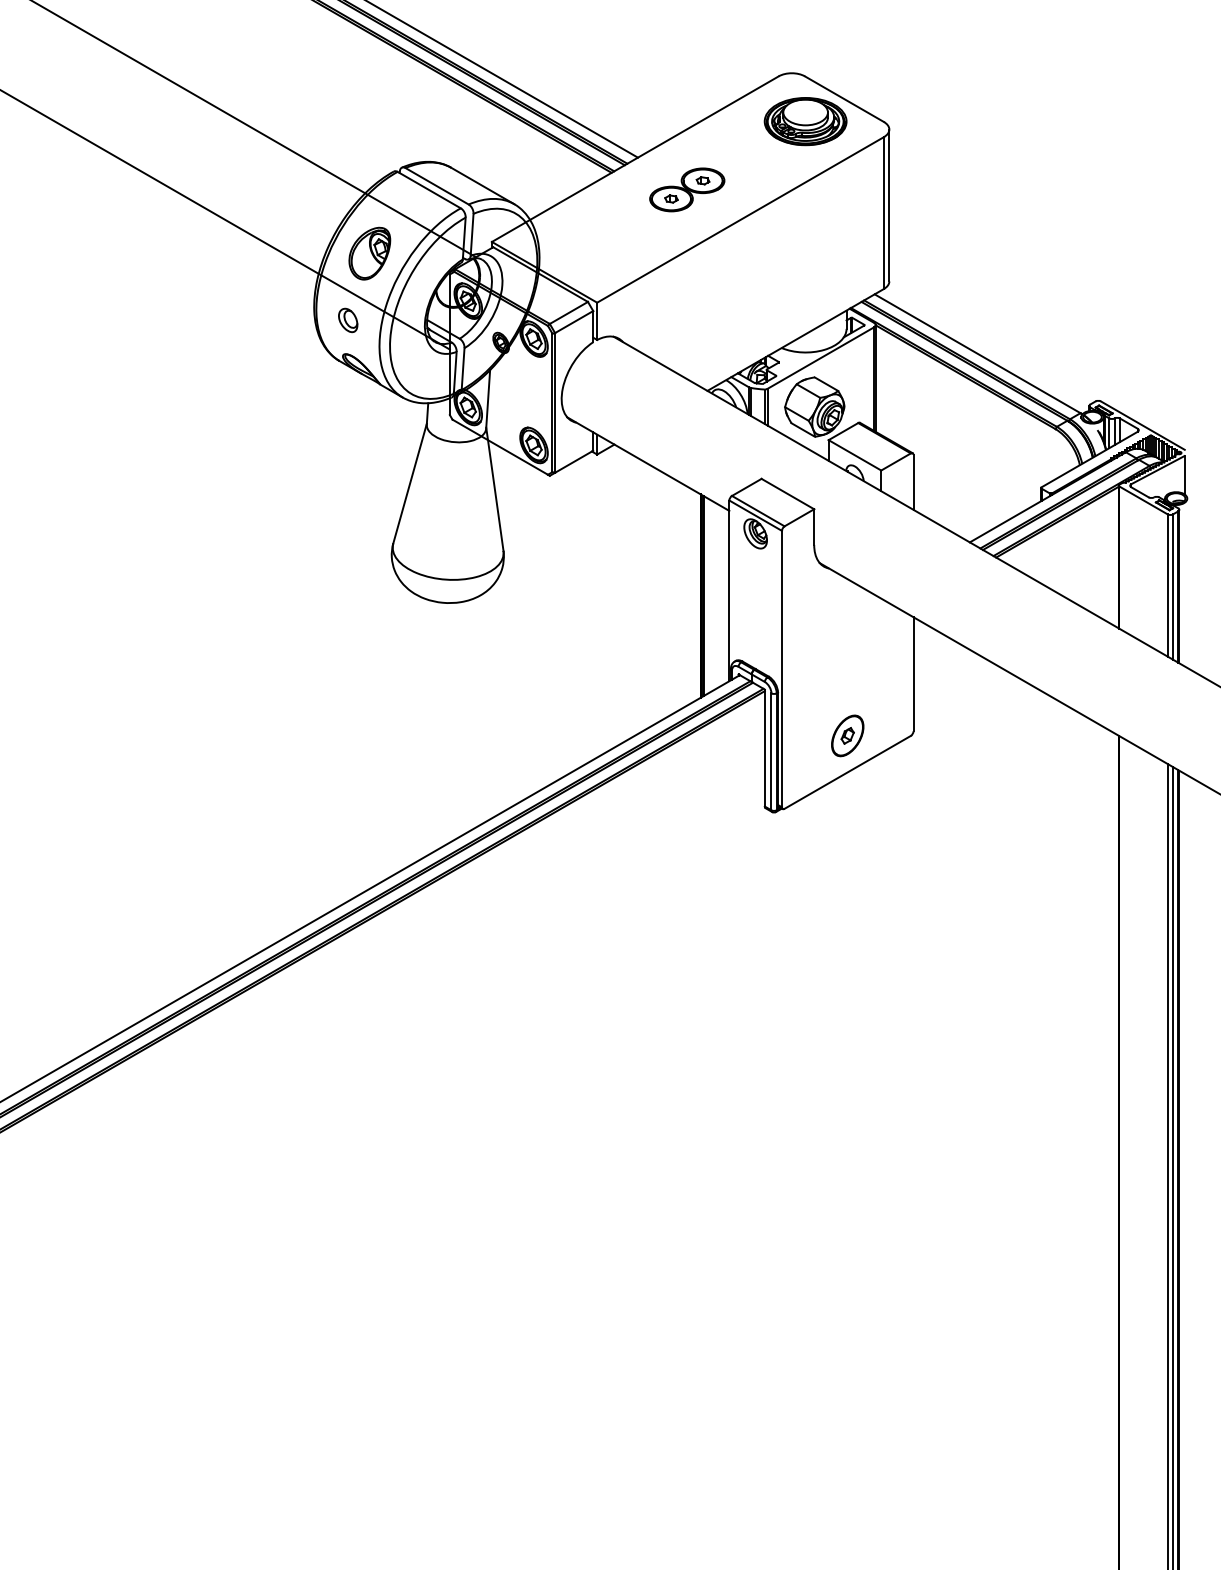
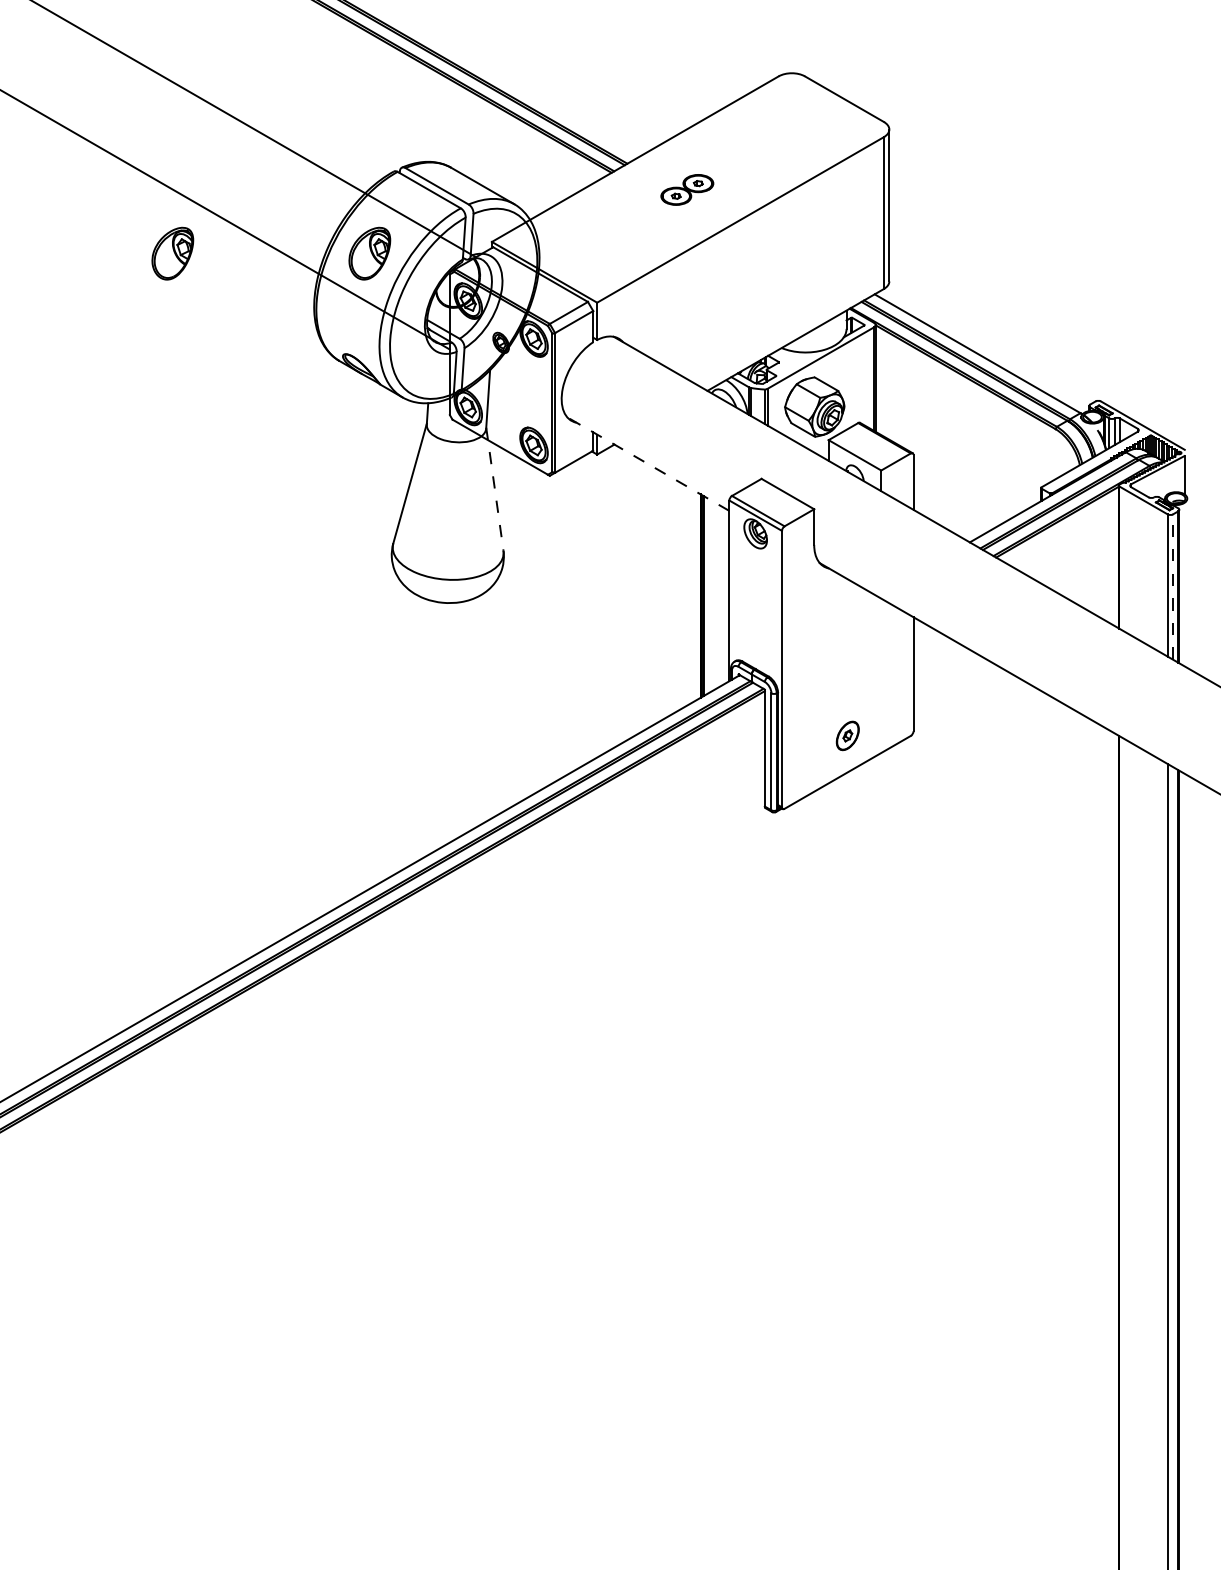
line: present -> none (502, 79)
part: present -> none (805, 121)
part size: 77x46 px -> 55x32 px (687, 189)
part: none -> present (172, 253)
part: present -> none (348, 320)
line: solid -> dashed (648, 464)
line: solid -> dashed (494, 489)
line: solid -> dashed (1173, 587)
part size: 34x44 px -> 25x32 px (847, 735)
line: present -> none (1173, 1166)
